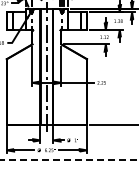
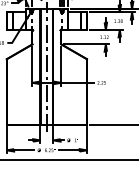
line: dashed -> solid (69, 160)
